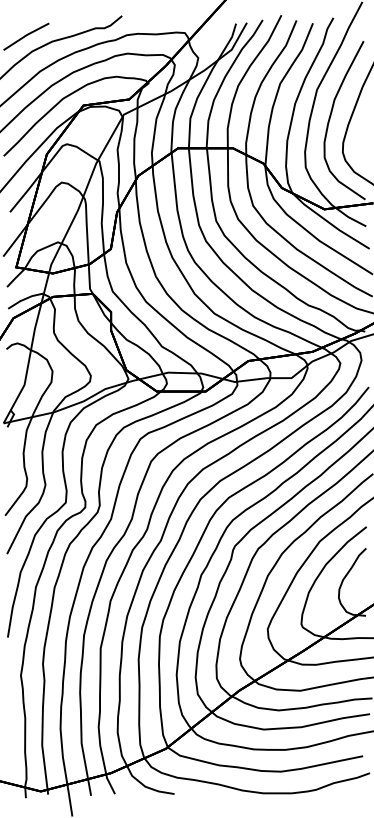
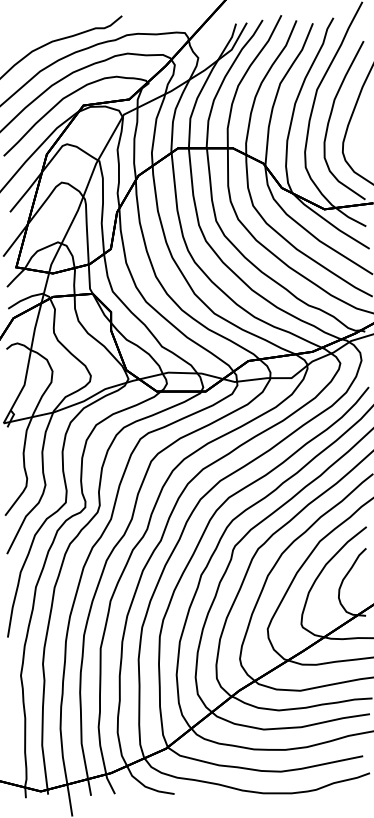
line: present -> none (26, 36)
